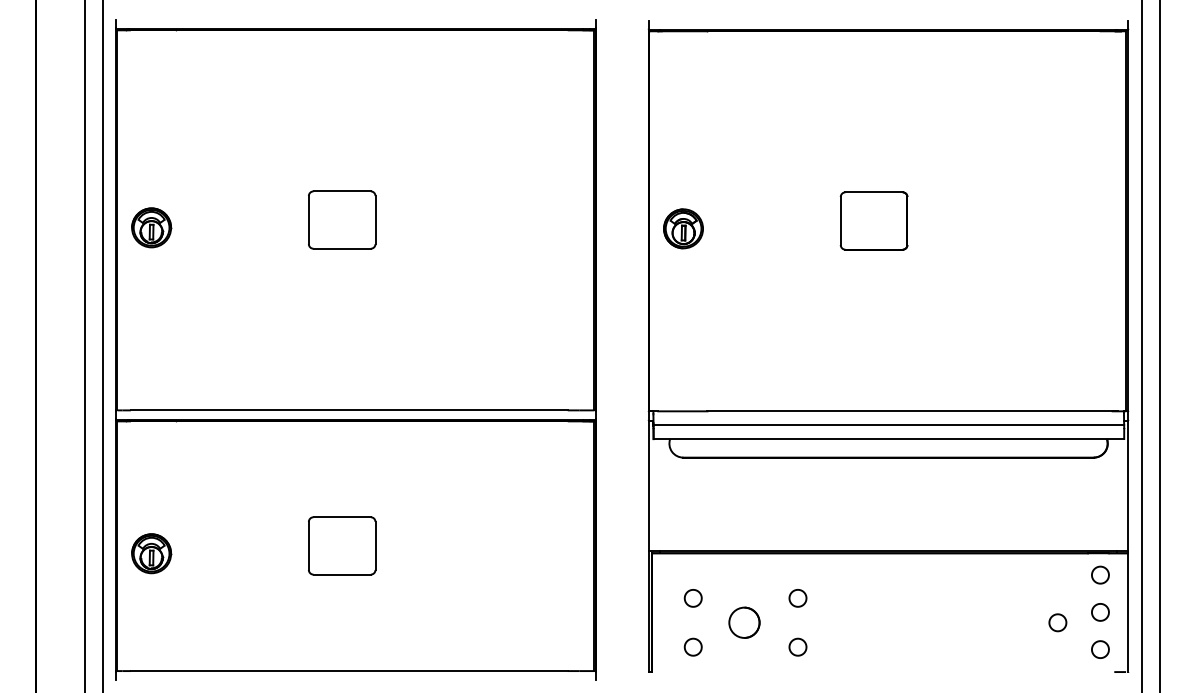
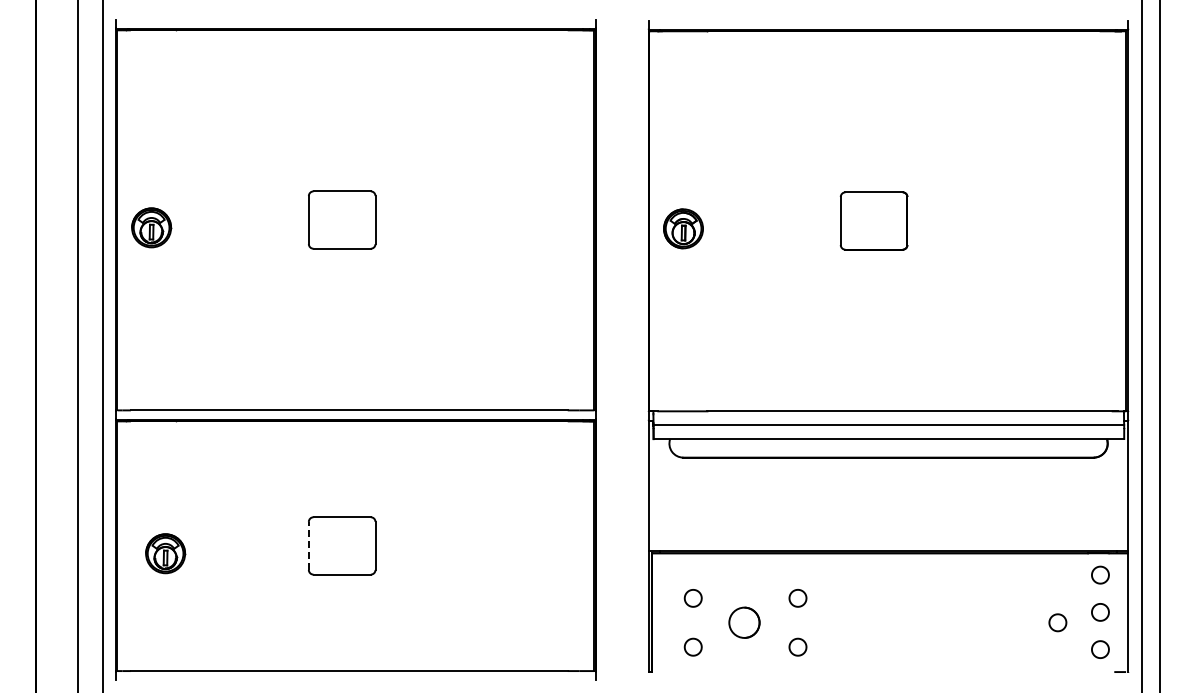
line position: (84, 345) -> (77, 345) (77, 345)
line: solid -> dashed (308, 545)
part position: (151, 553) -> (165, 553) (165, 553)
